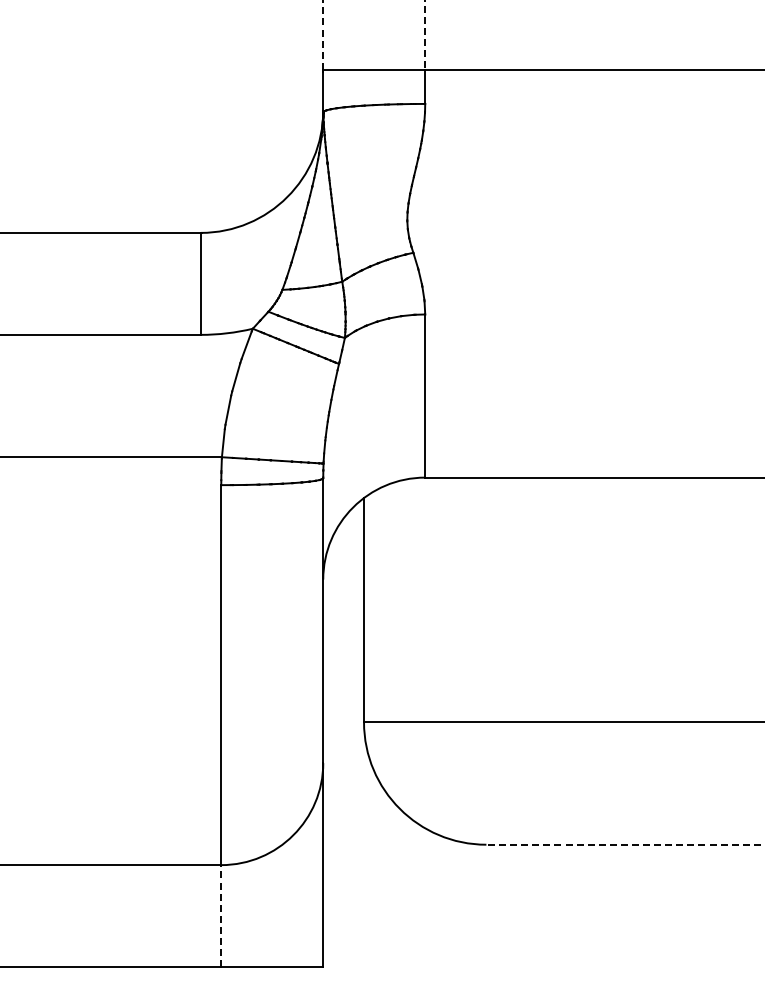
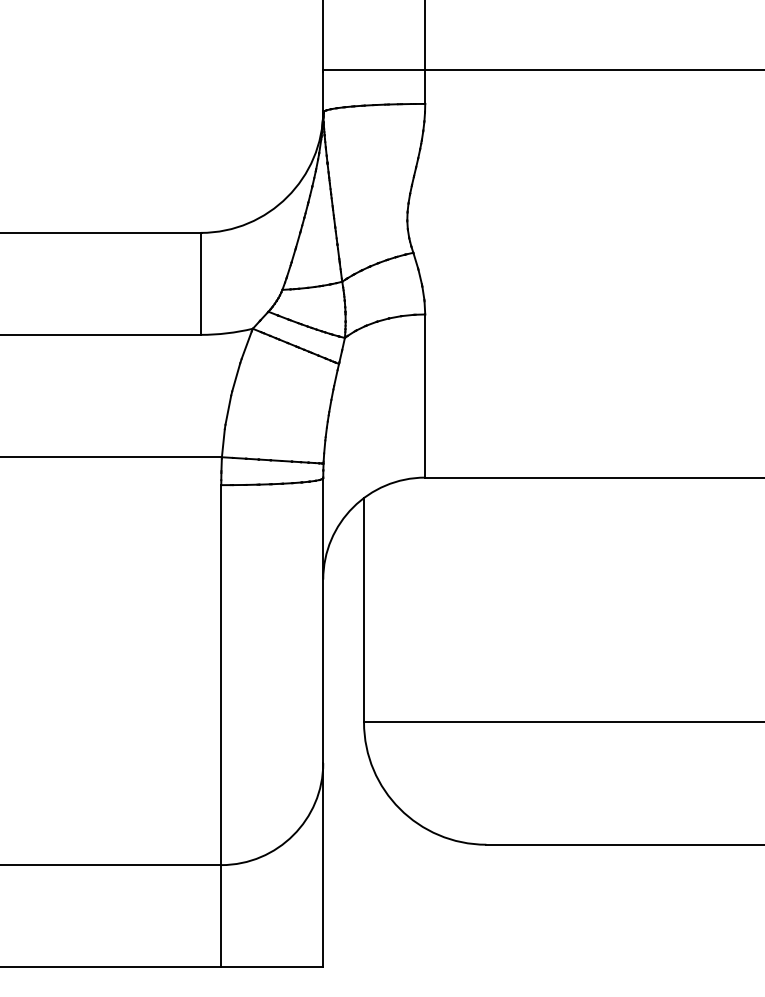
line: dashed -> solid (323, 34)
line: dashed -> solid (425, 35)
line: dashed -> solid (625, 844)
line: dashed -> solid (221, 916)
